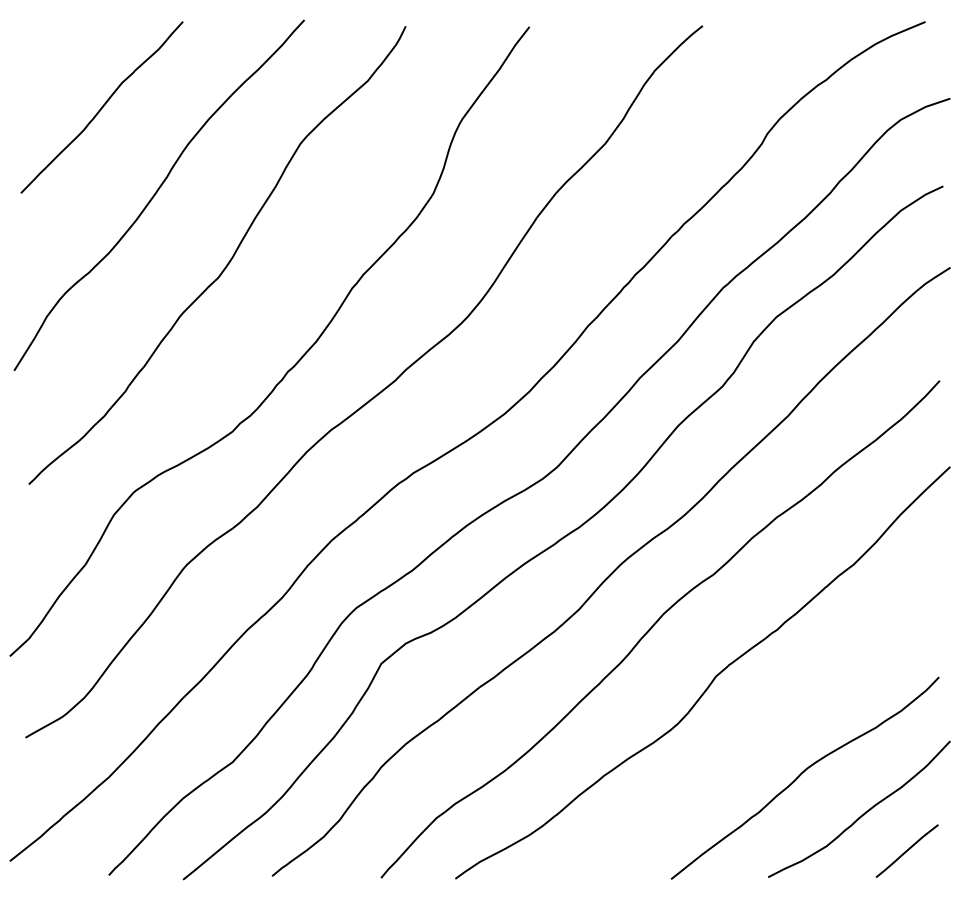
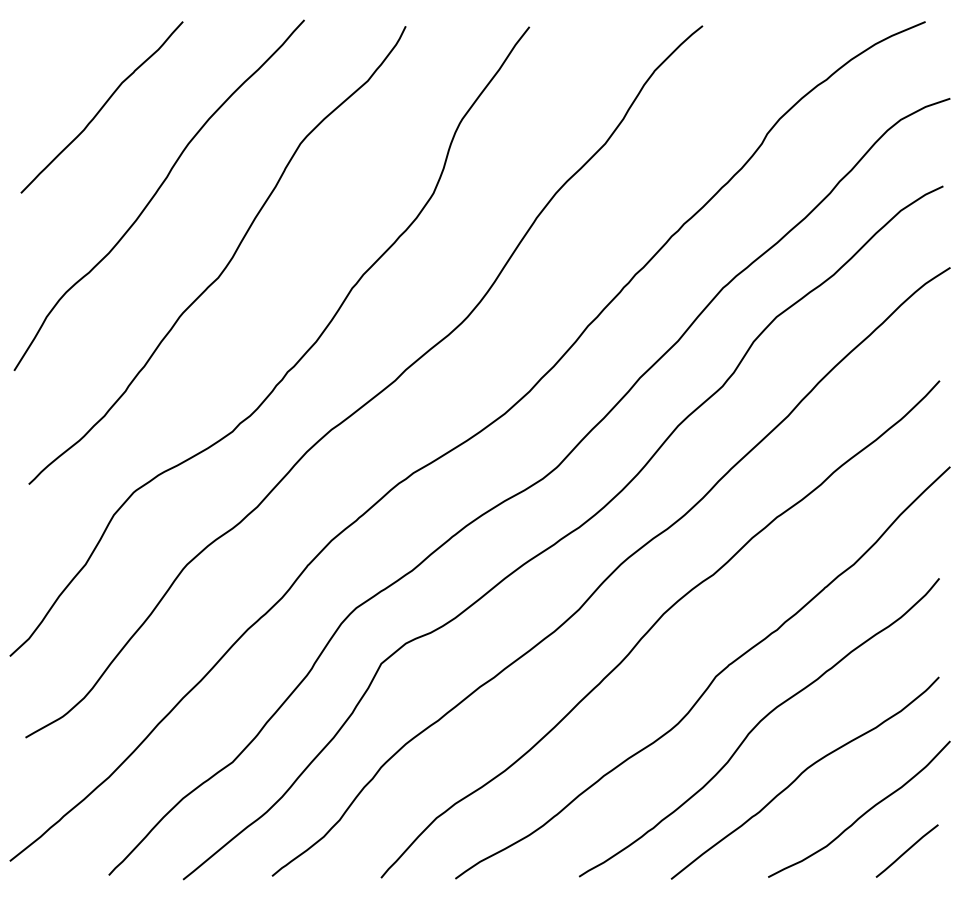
curve: none -> present (757, 725)
